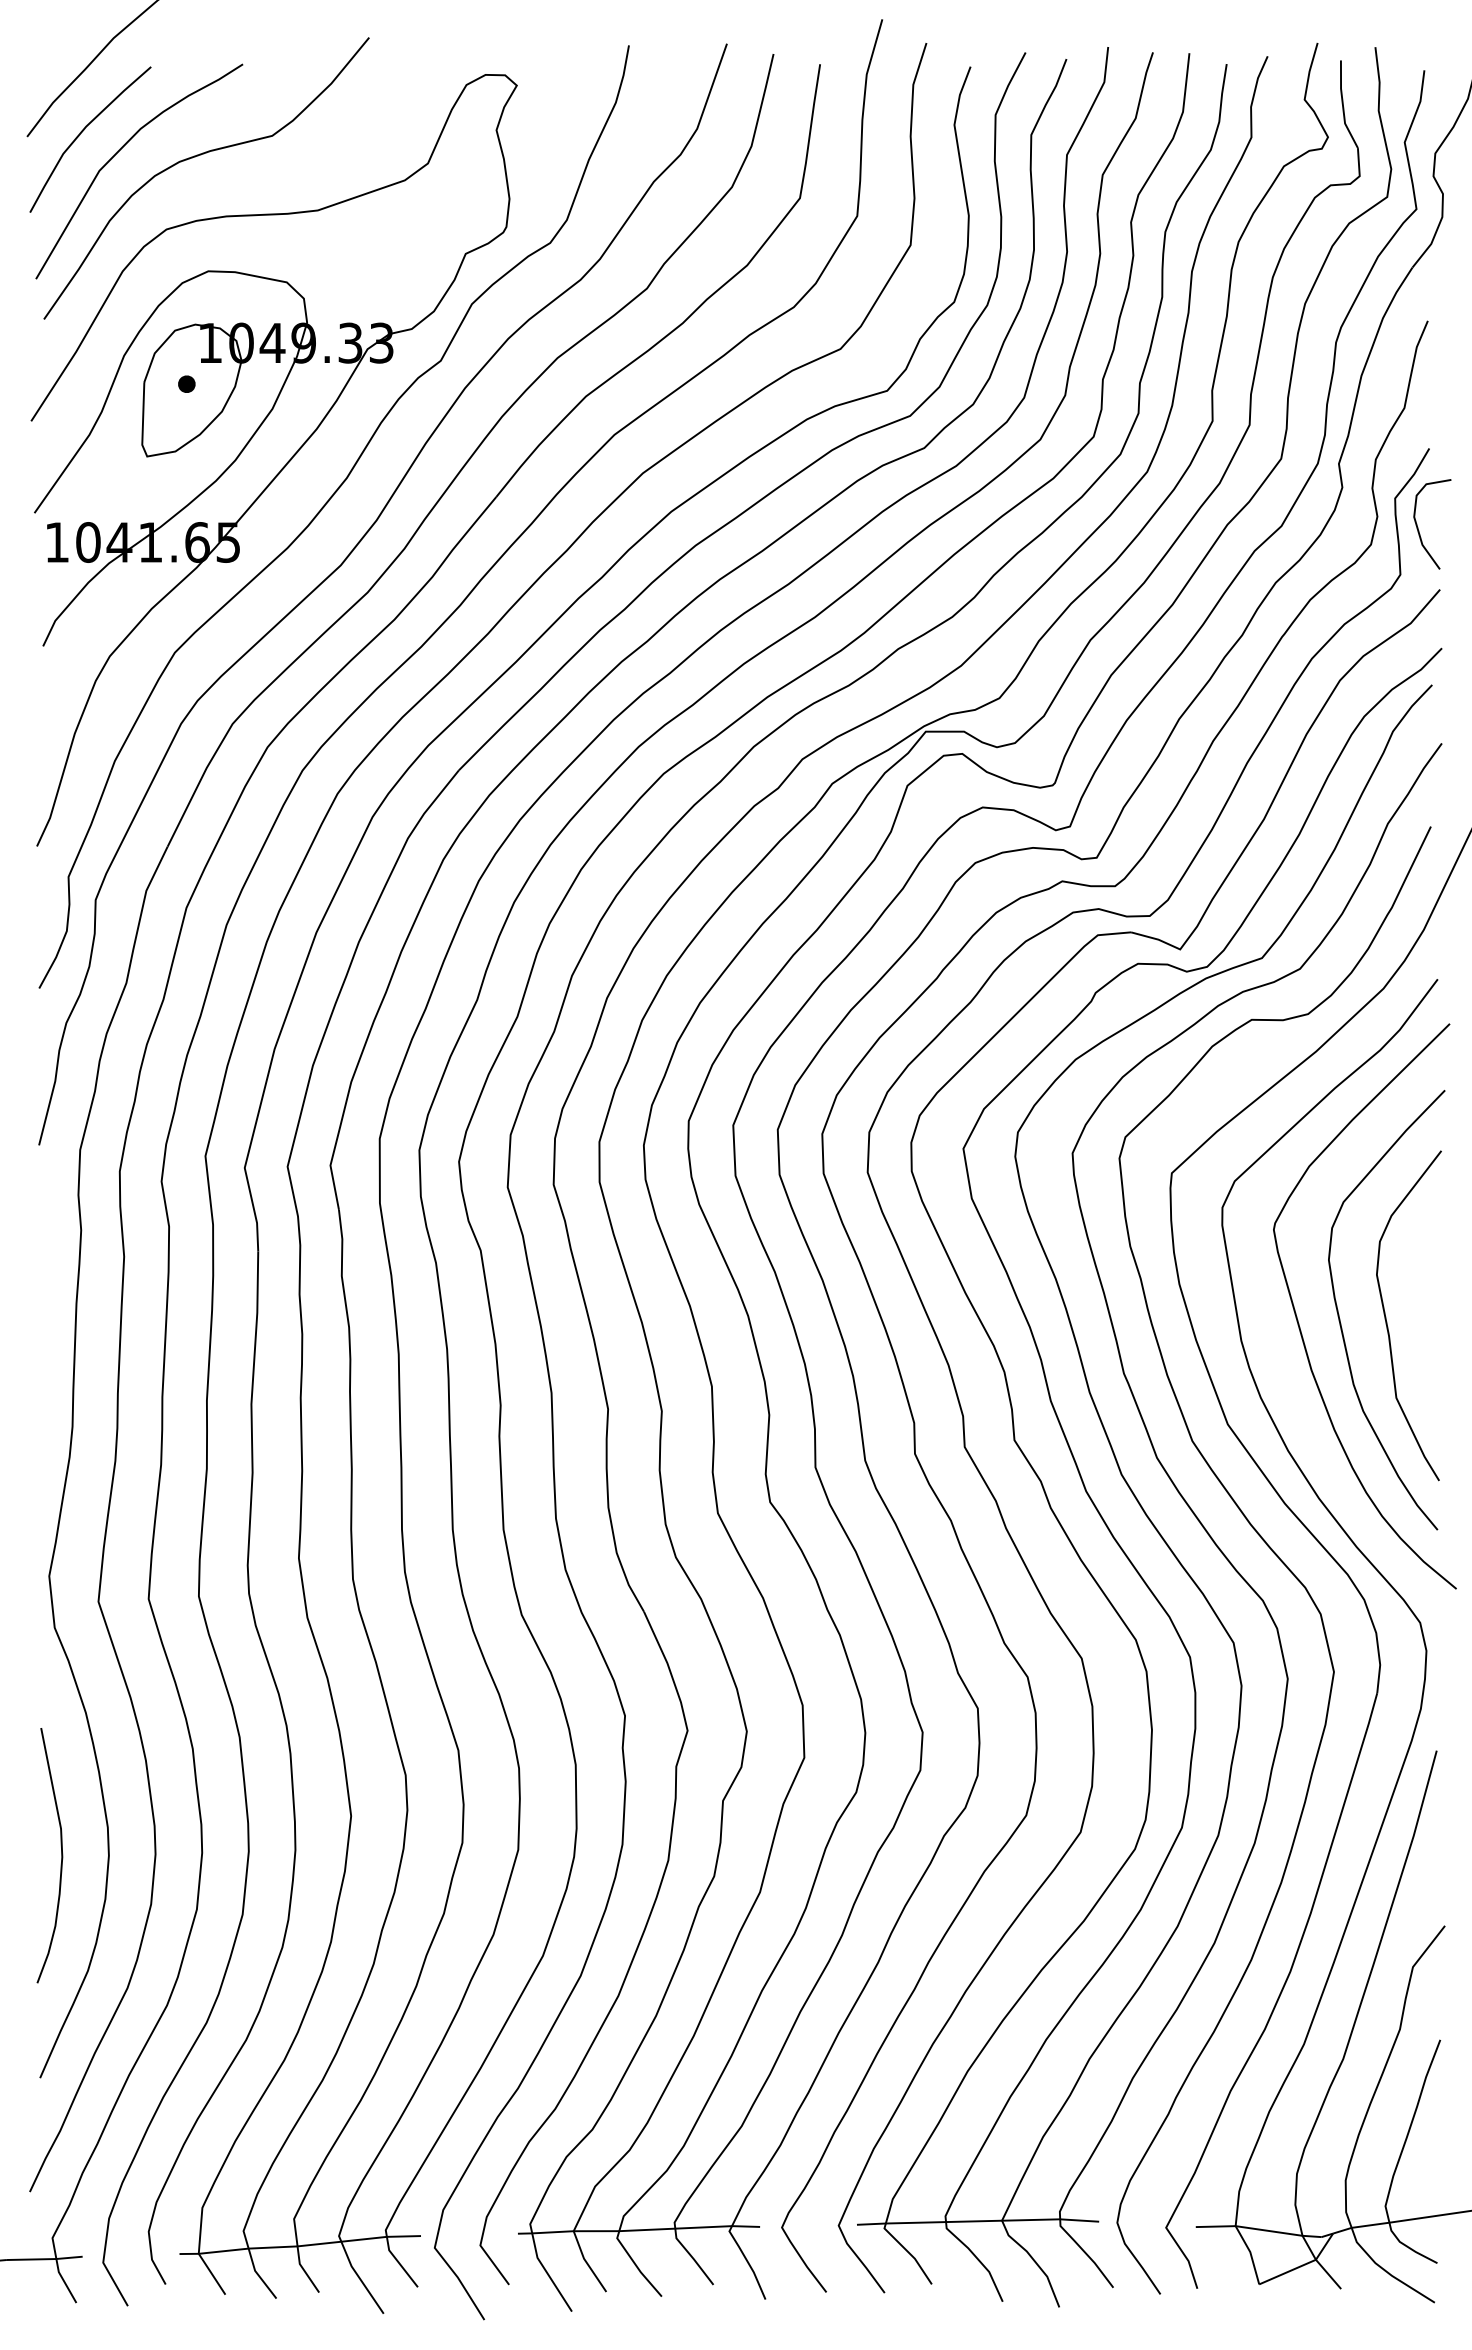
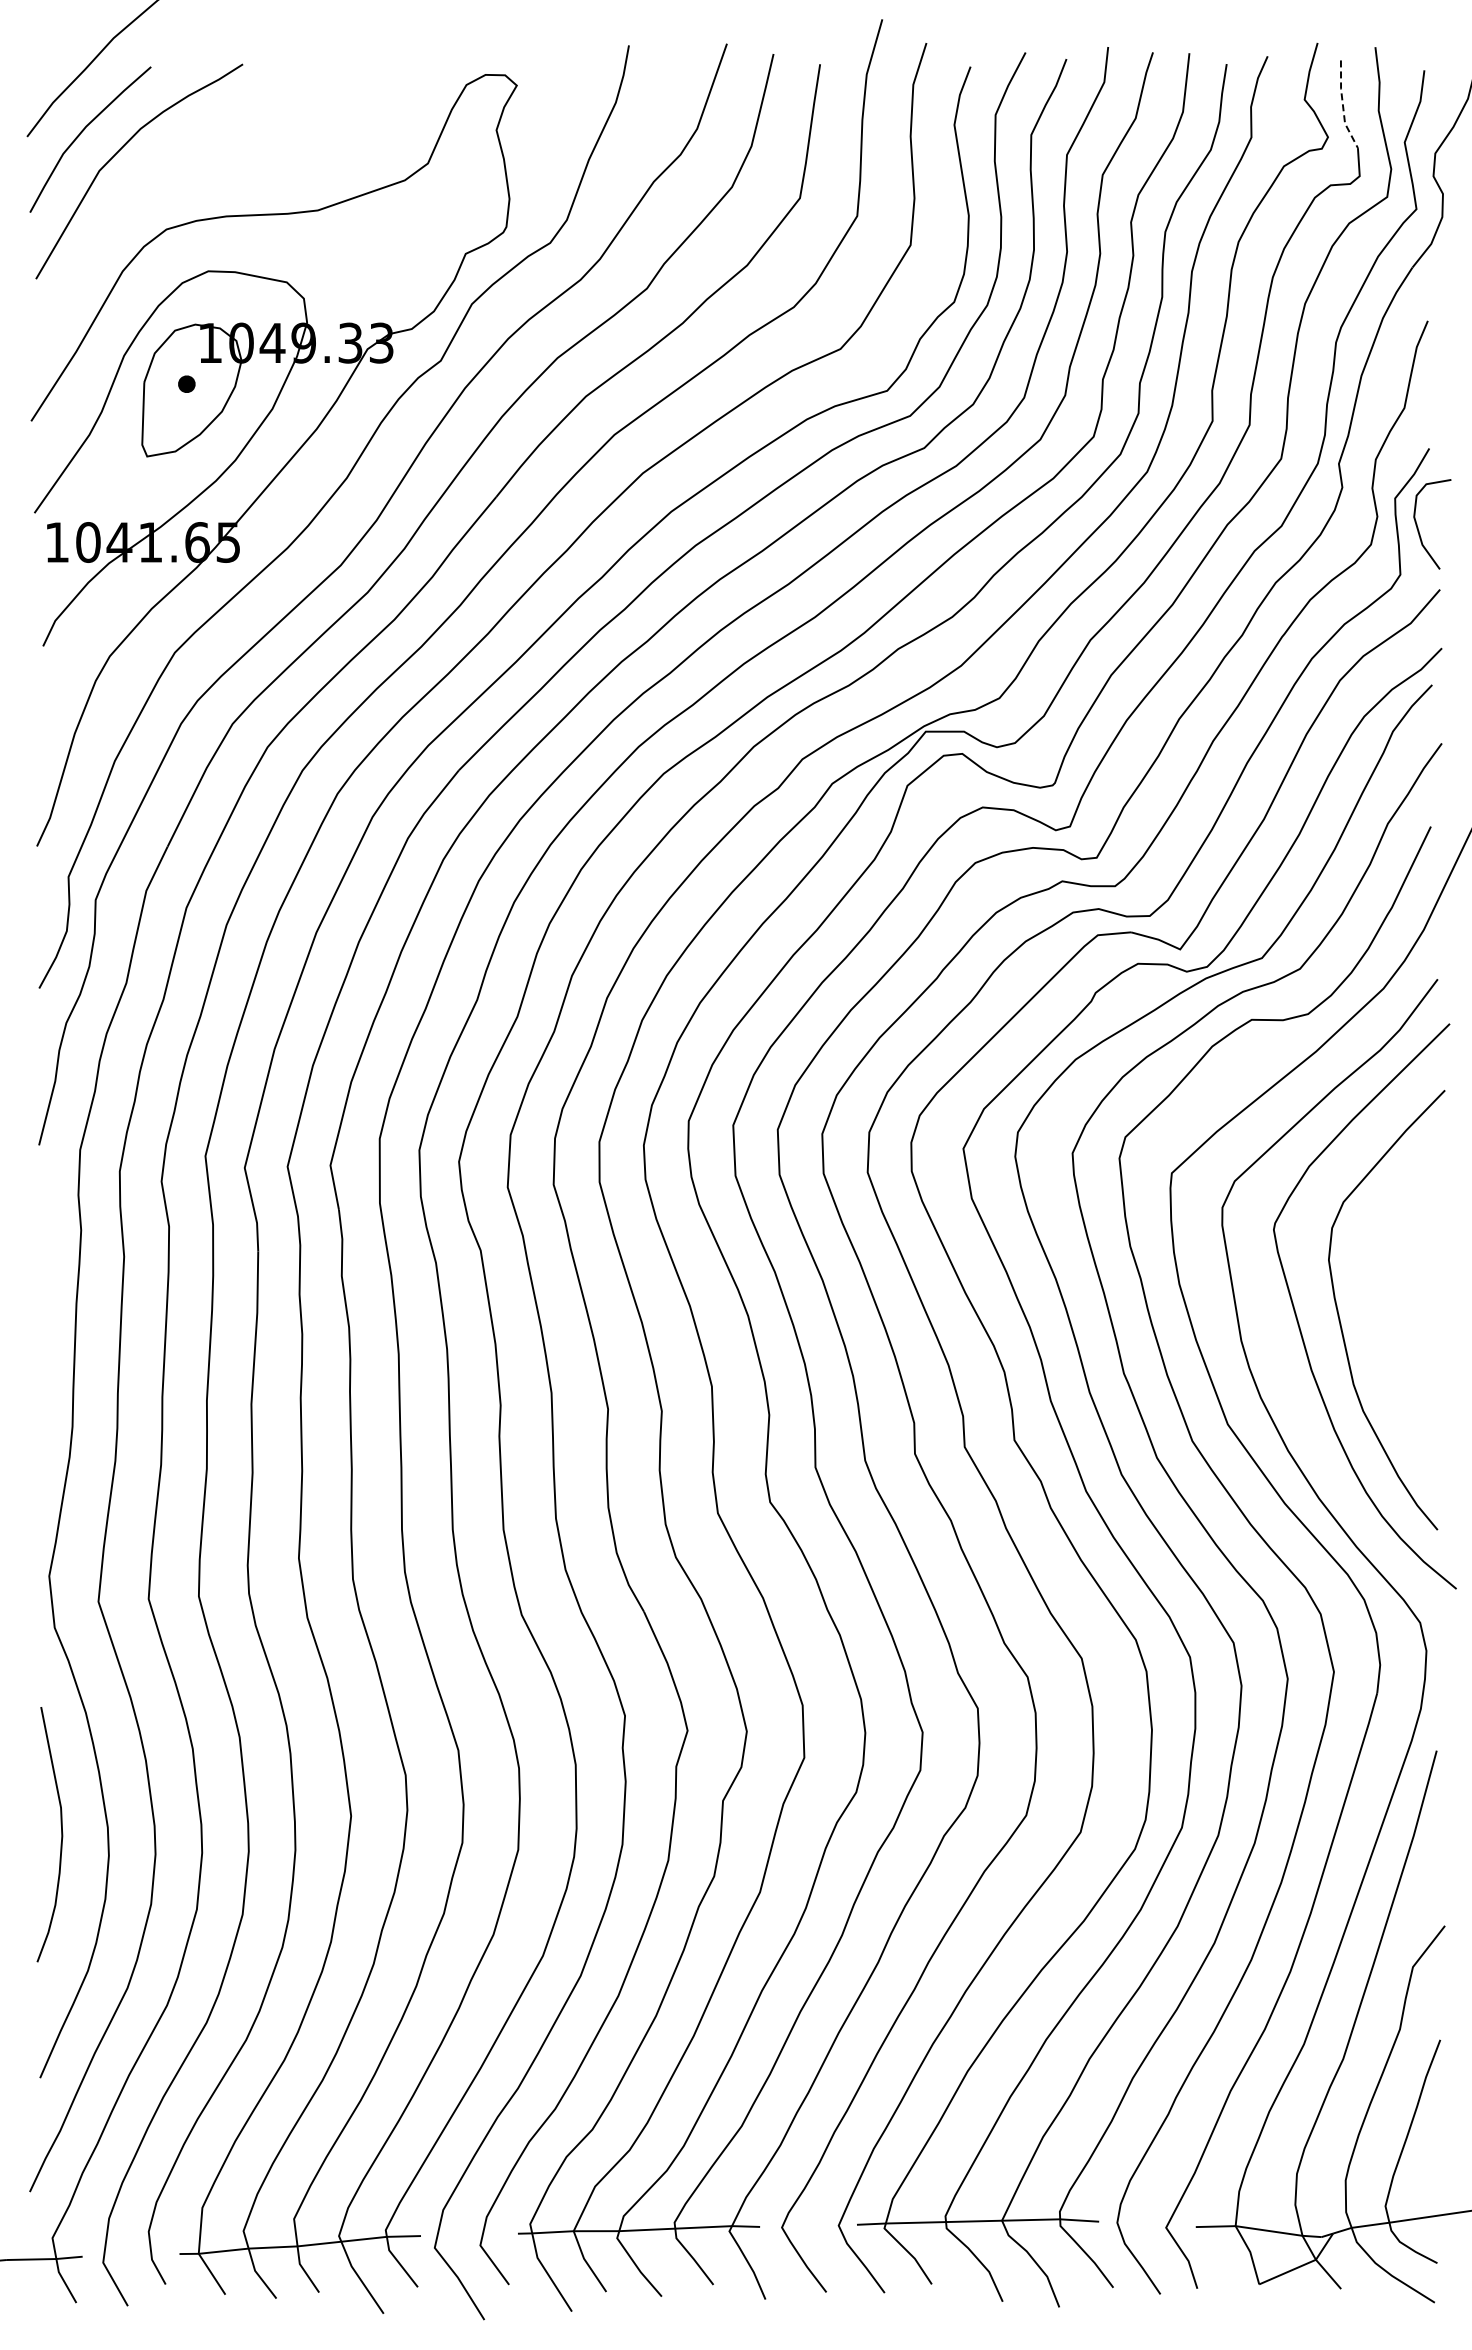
line: solid -> dashed (1342, 105)
curve: present -> none (198, 156)
curve: present -> none (1387, 1321)
curve position: (61, 1855) -> (61, 1834) (61, 1834)
